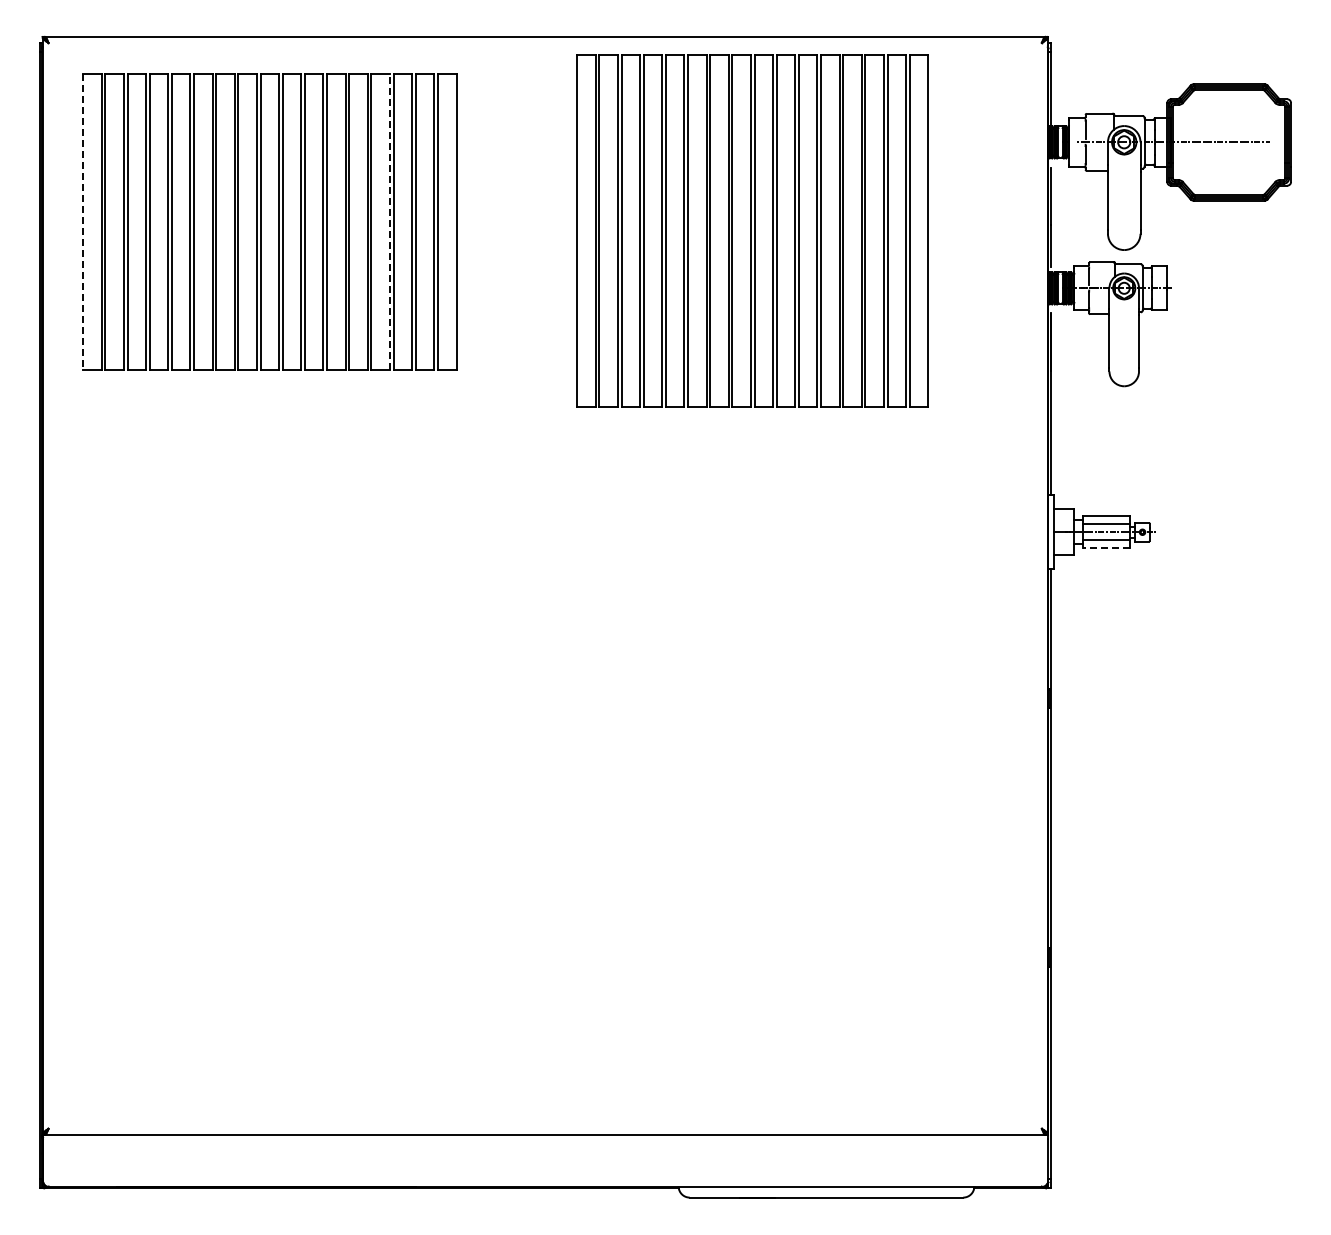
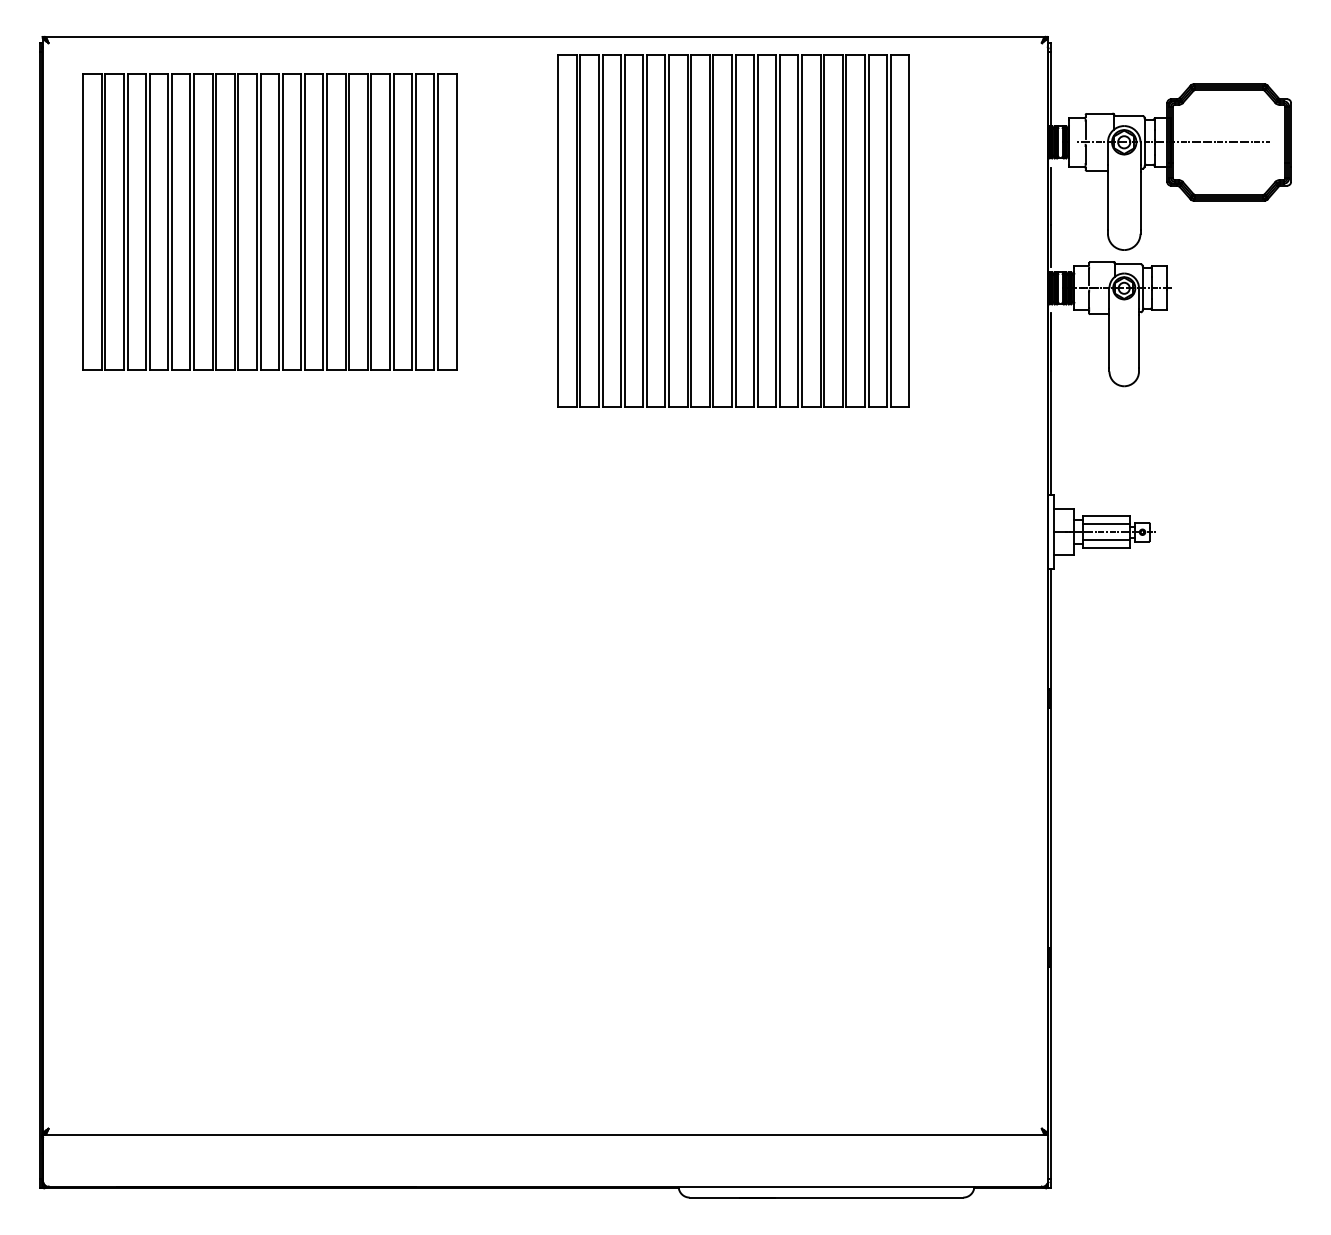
line: dashed -> solid (83, 221)
line: dashed -> solid (389, 221)
part position: (752, 230) -> (733, 230) (733, 230)
line: dashed -> solid (1106, 548)
